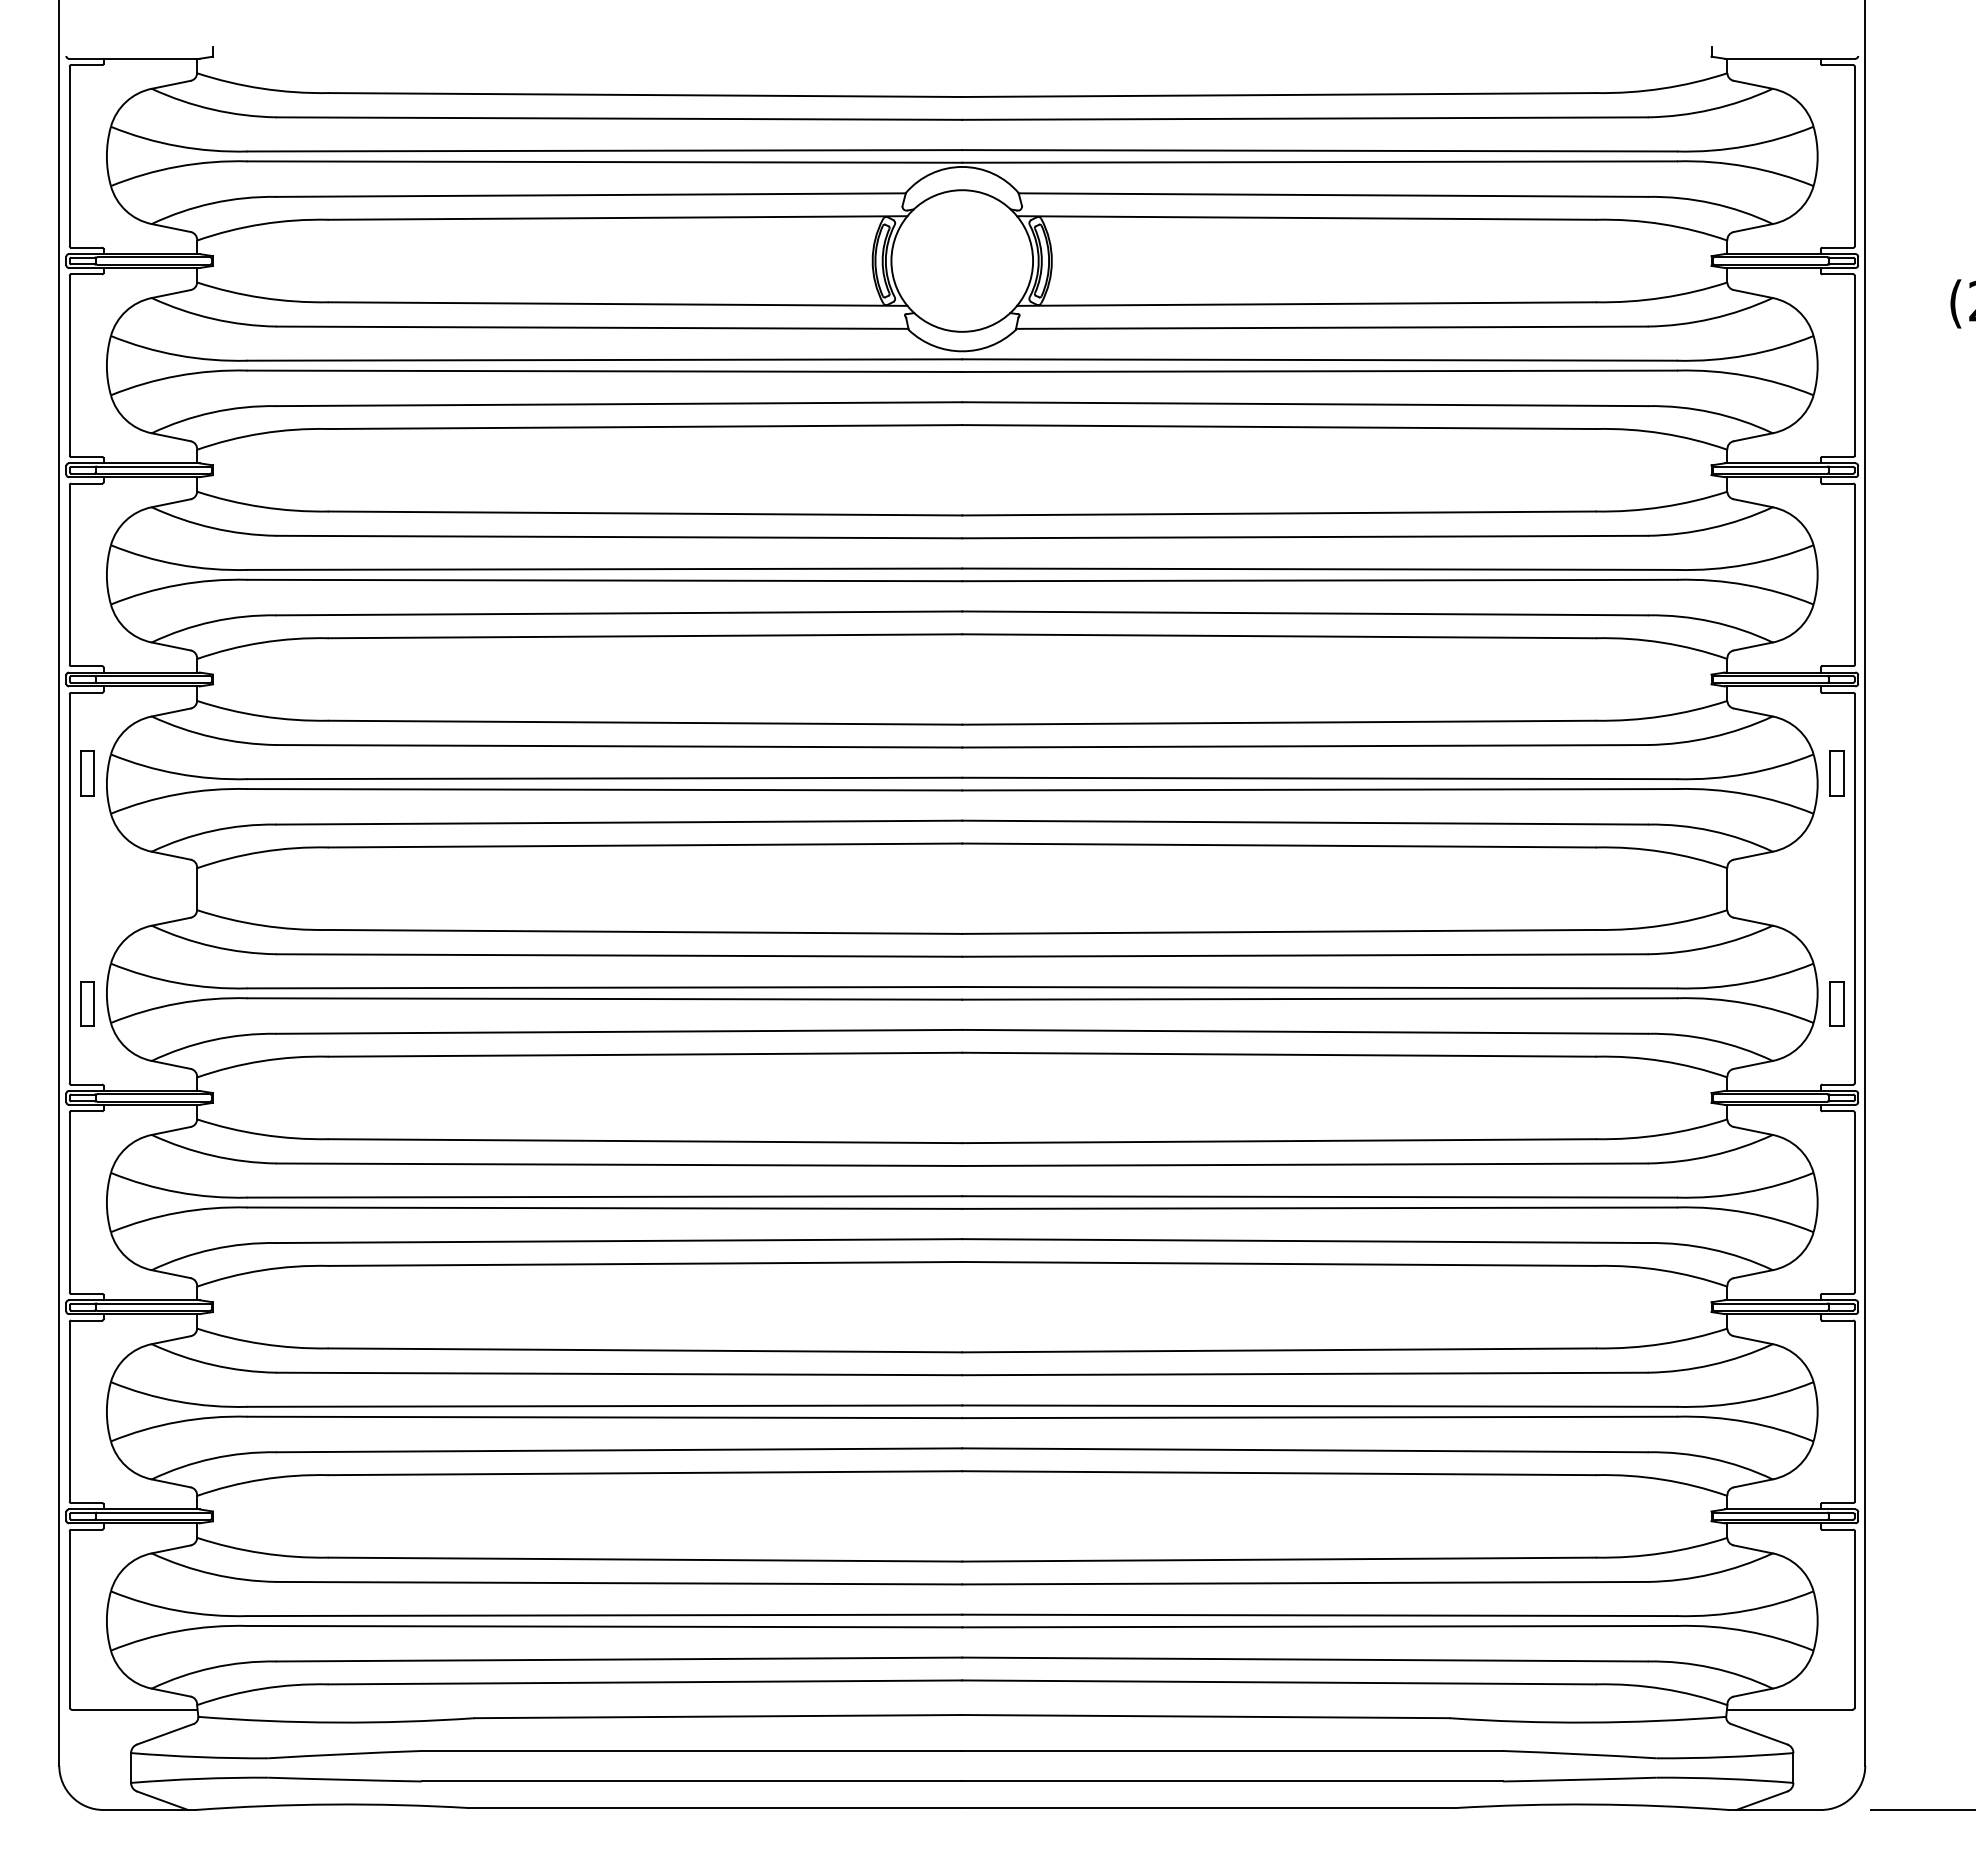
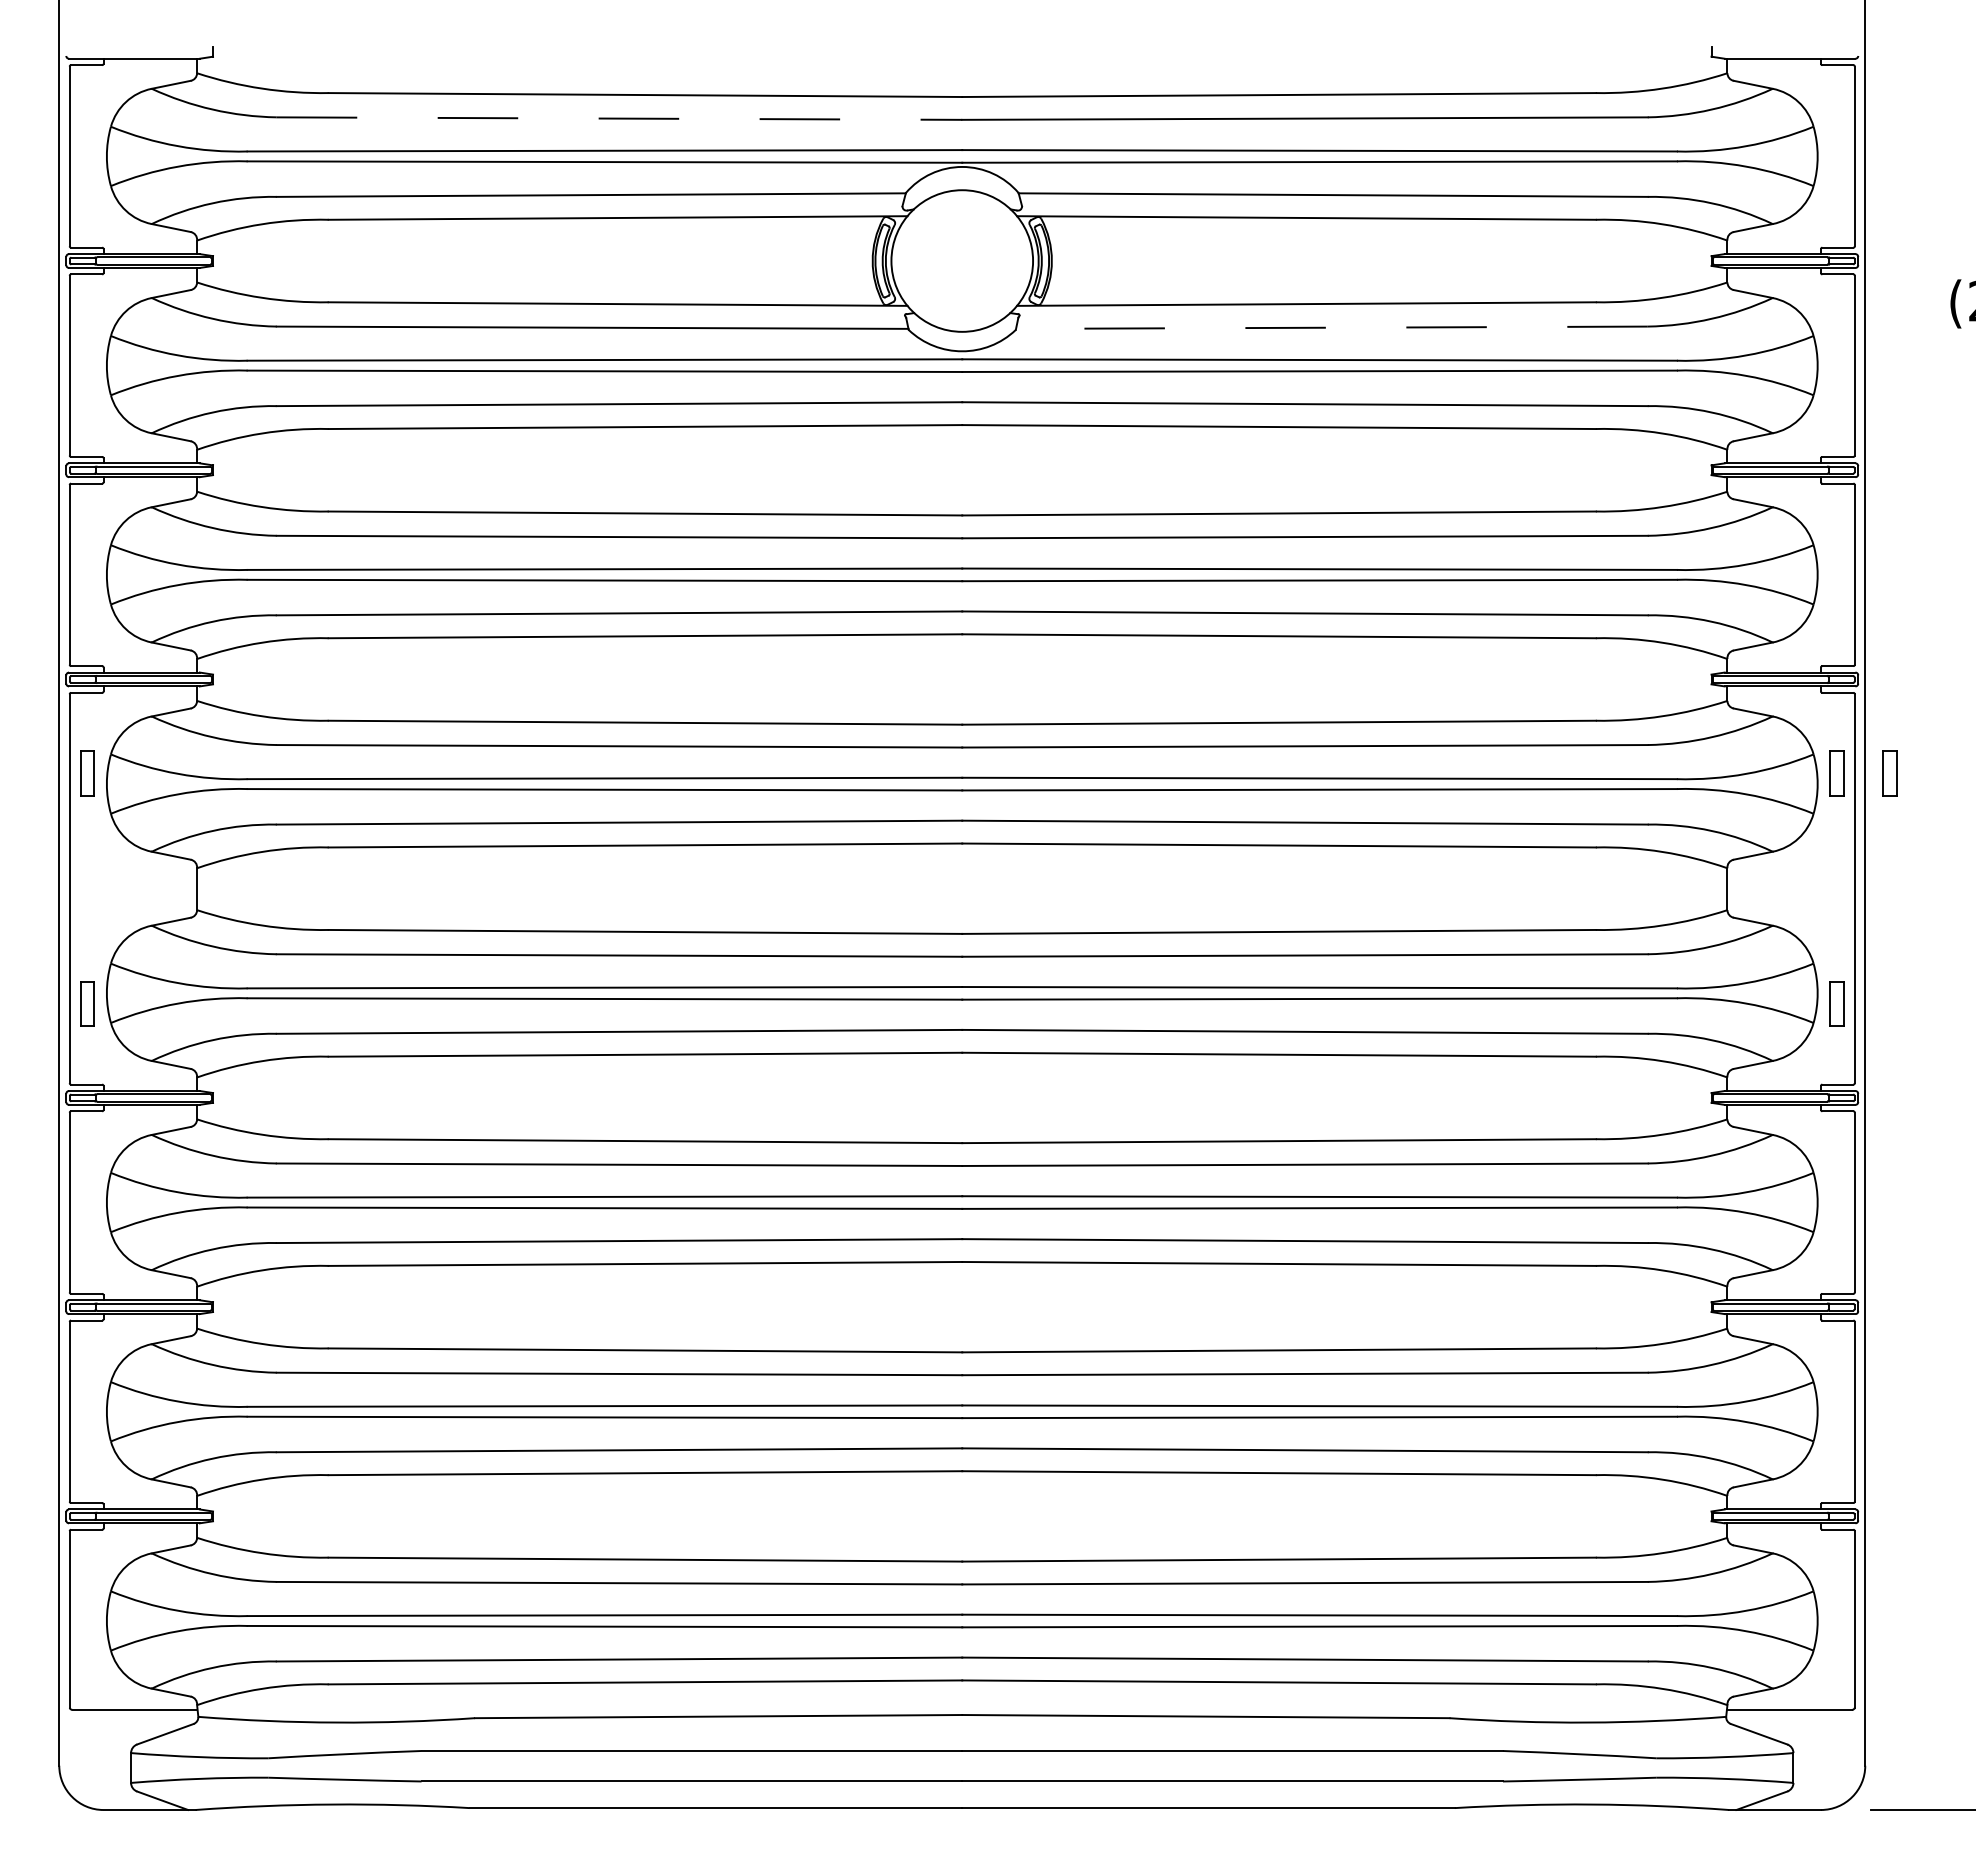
line: solid -> dashed (619, 118)
line: solid -> dashed (1331, 327)
part: none -> present (1889, 773)
